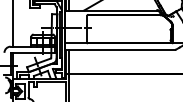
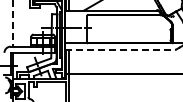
line: solid -> dashed (12, 23)
line: solid -> dashed (120, 49)
